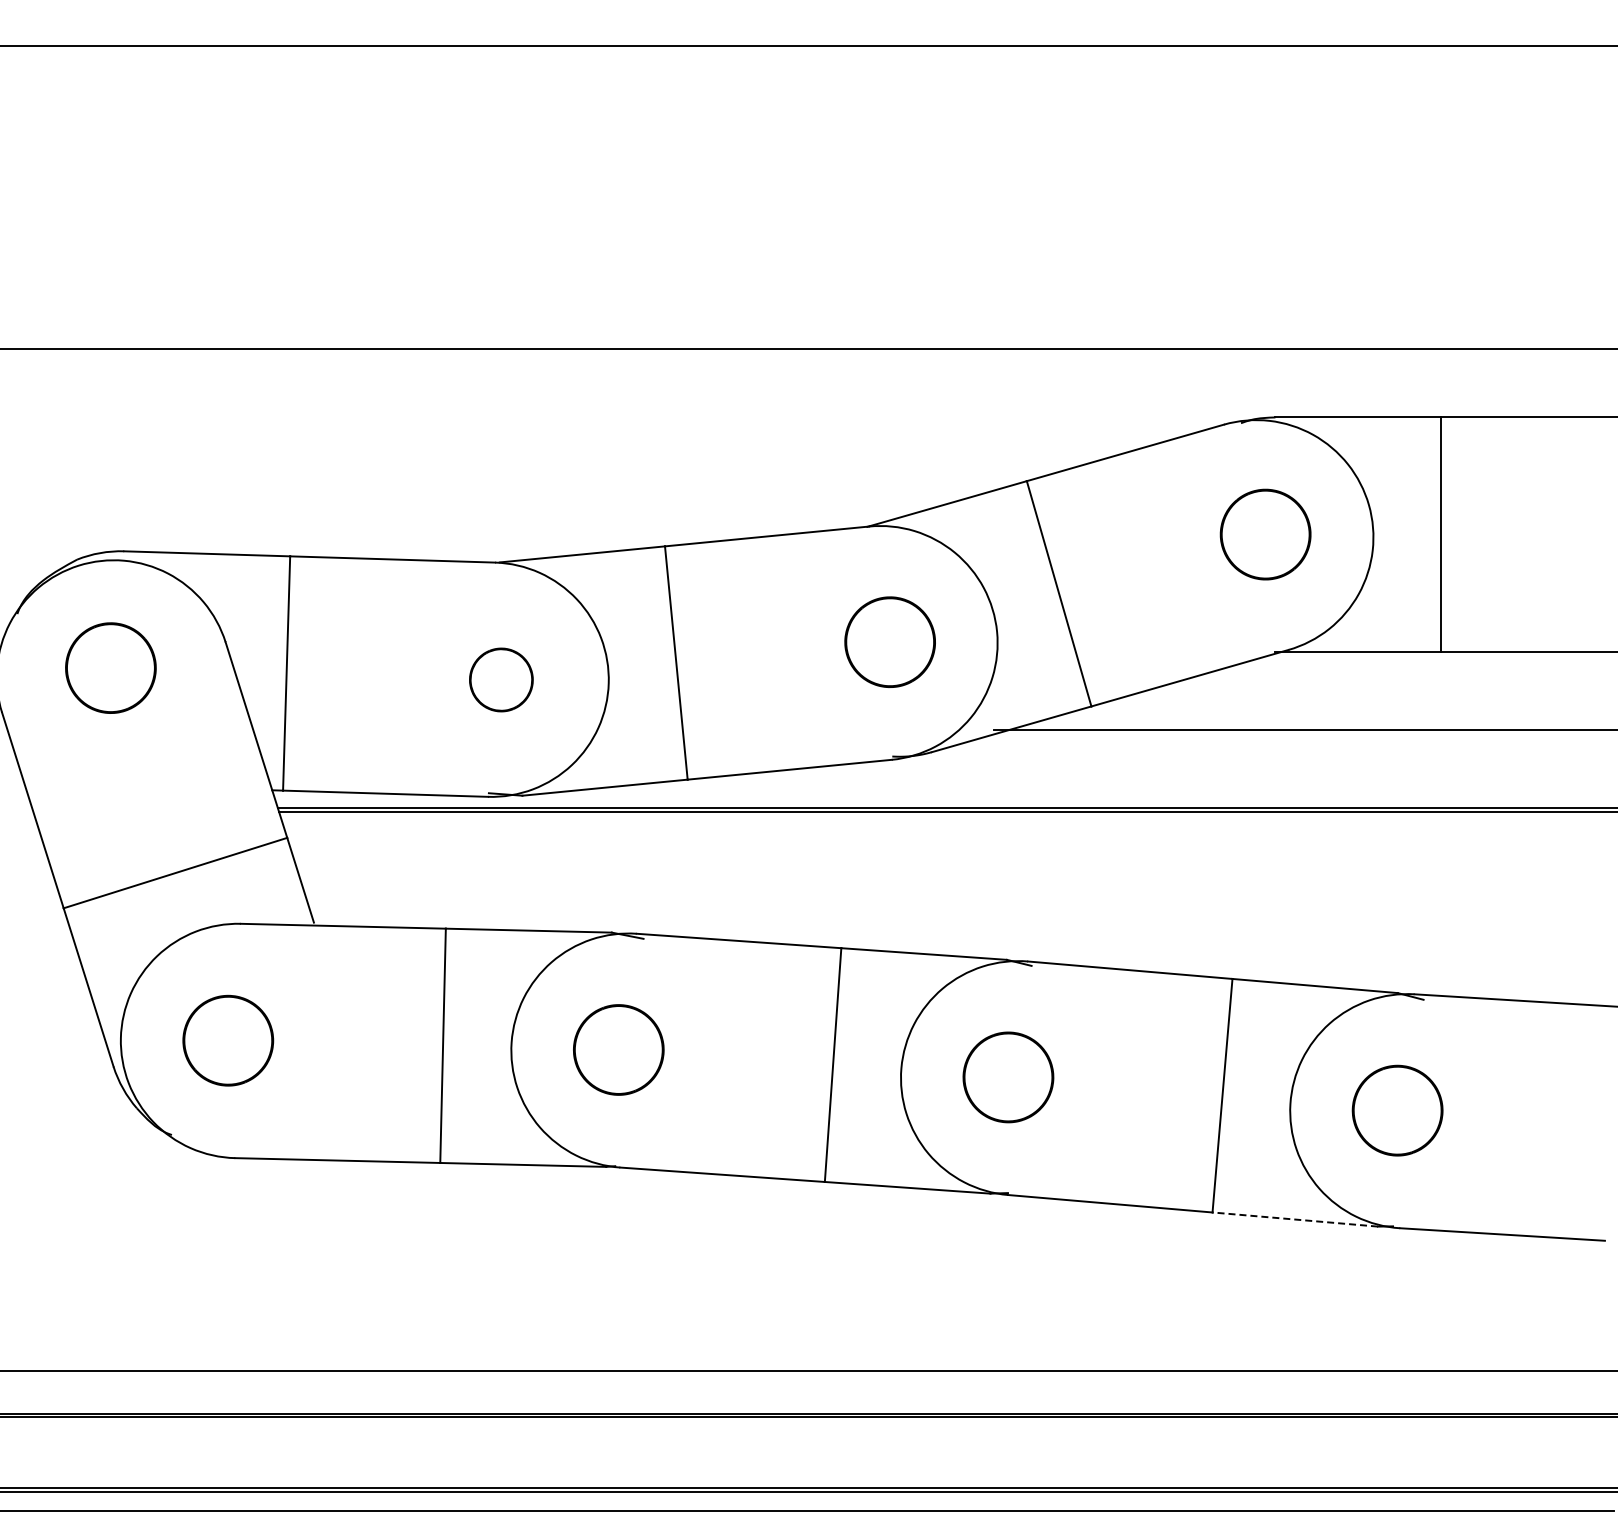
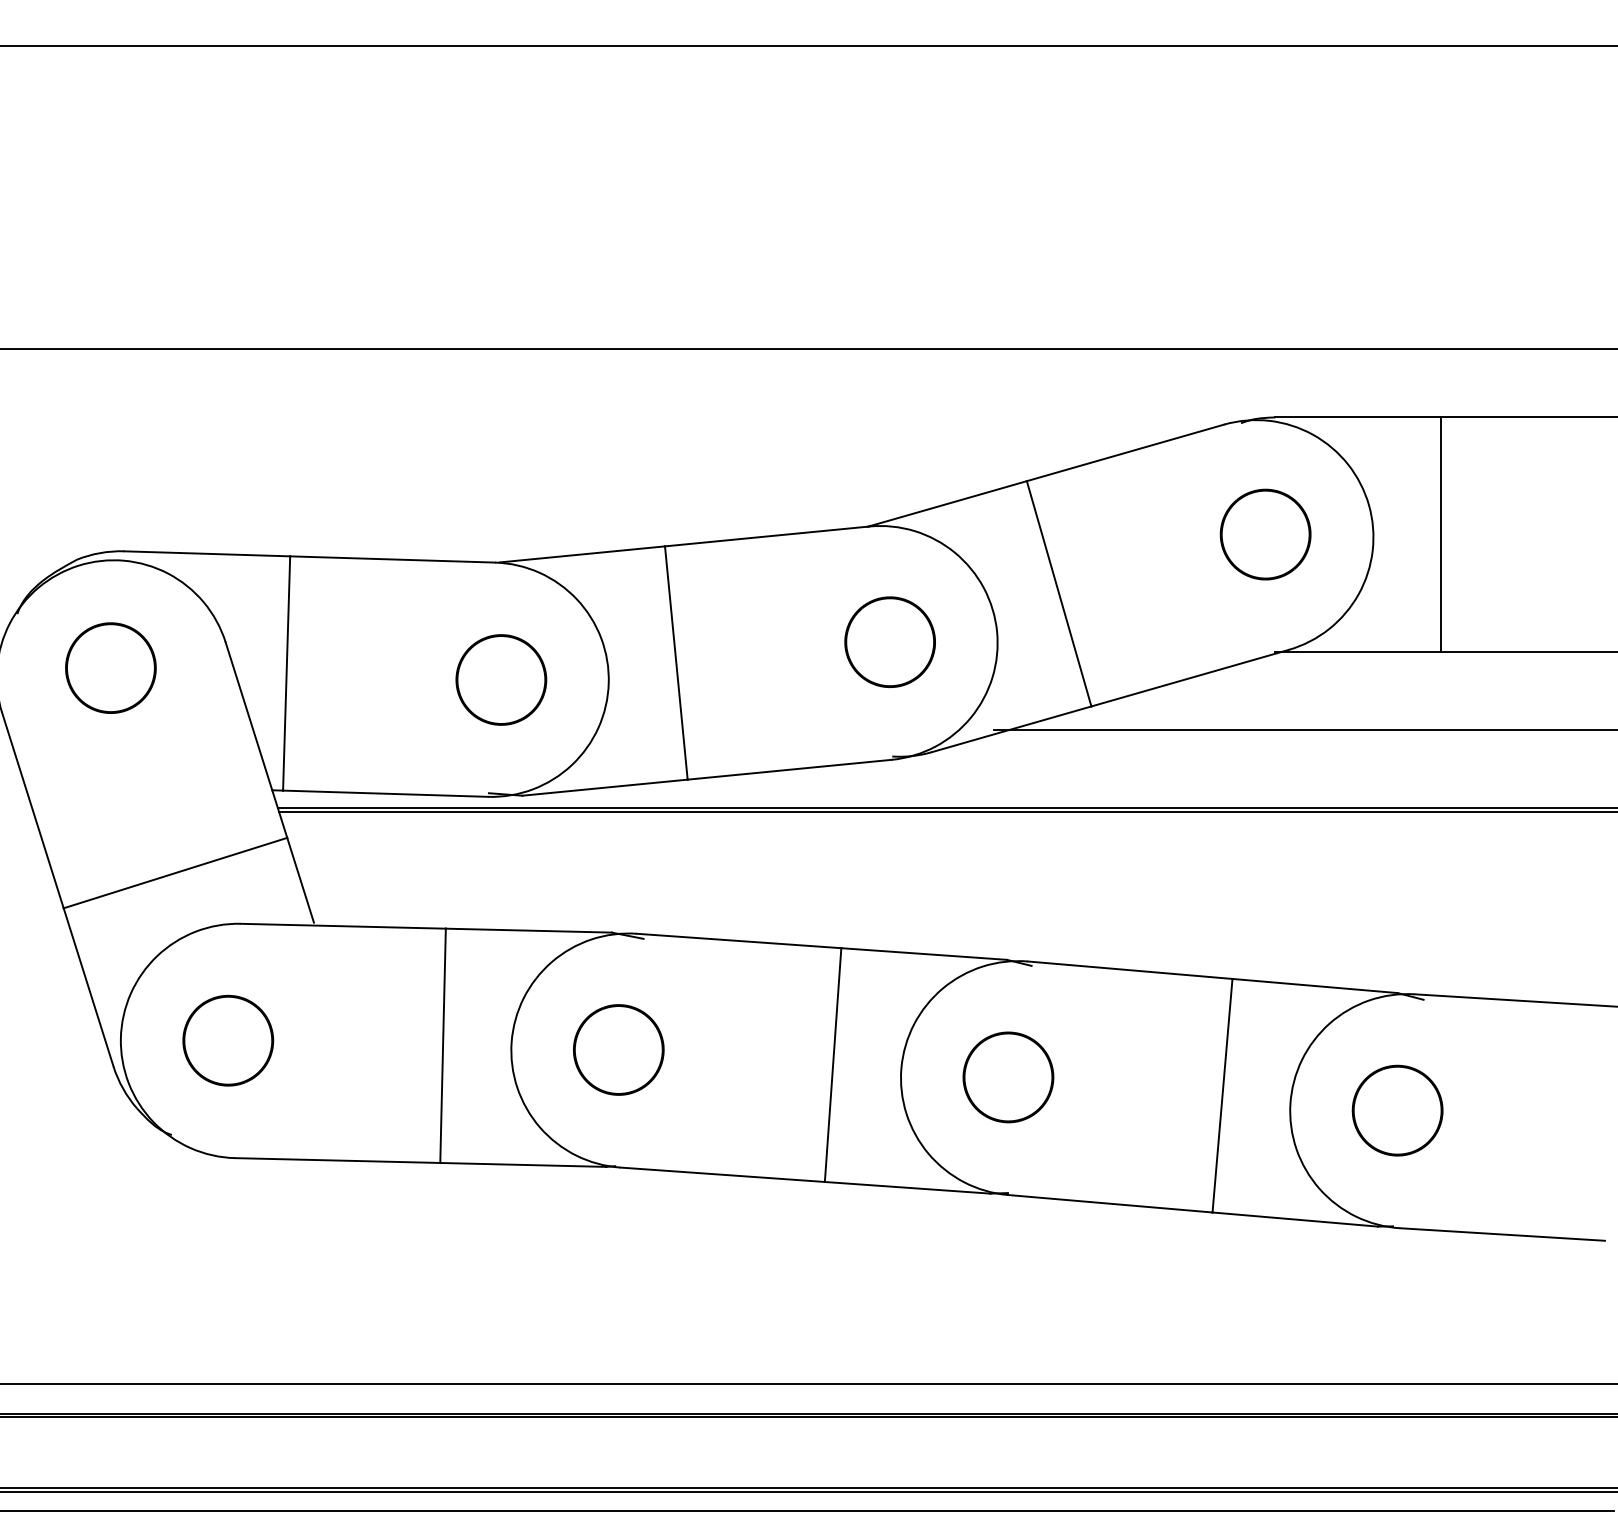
part size: 65x66 px -> 93x92 px (501, 679)
line: dashed -> solid (1294, 1219)
line position: (808, 1371) -> (808, 1384) (808, 1384)
